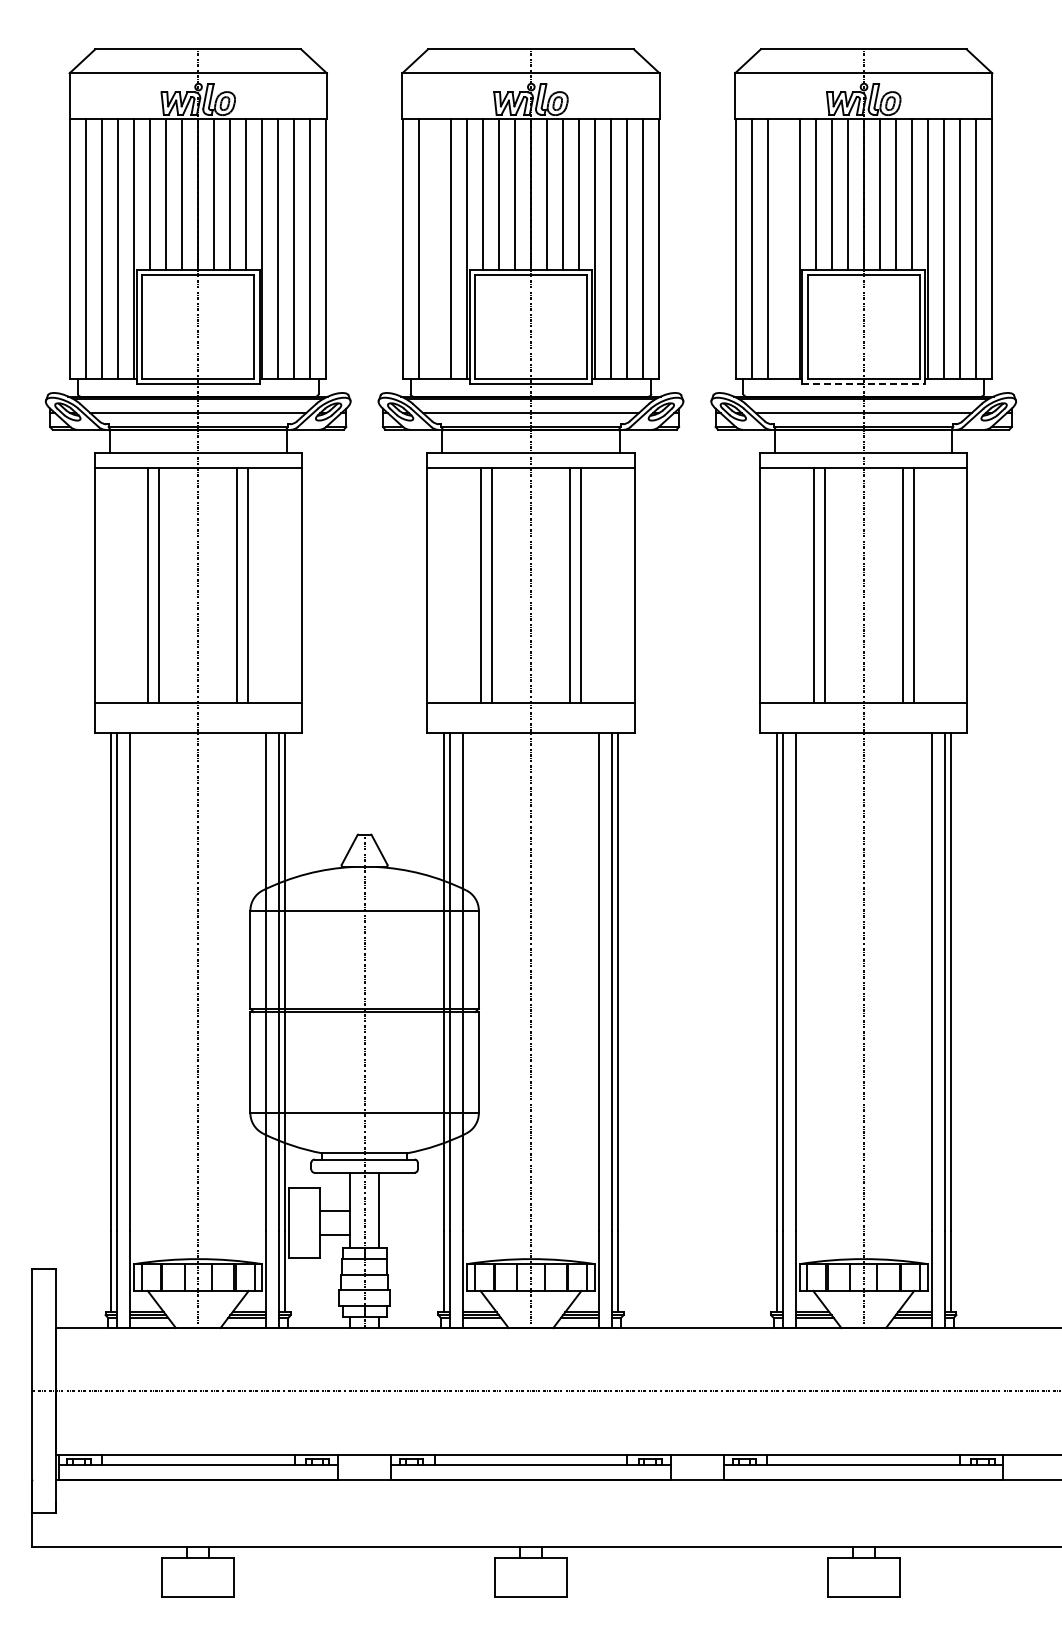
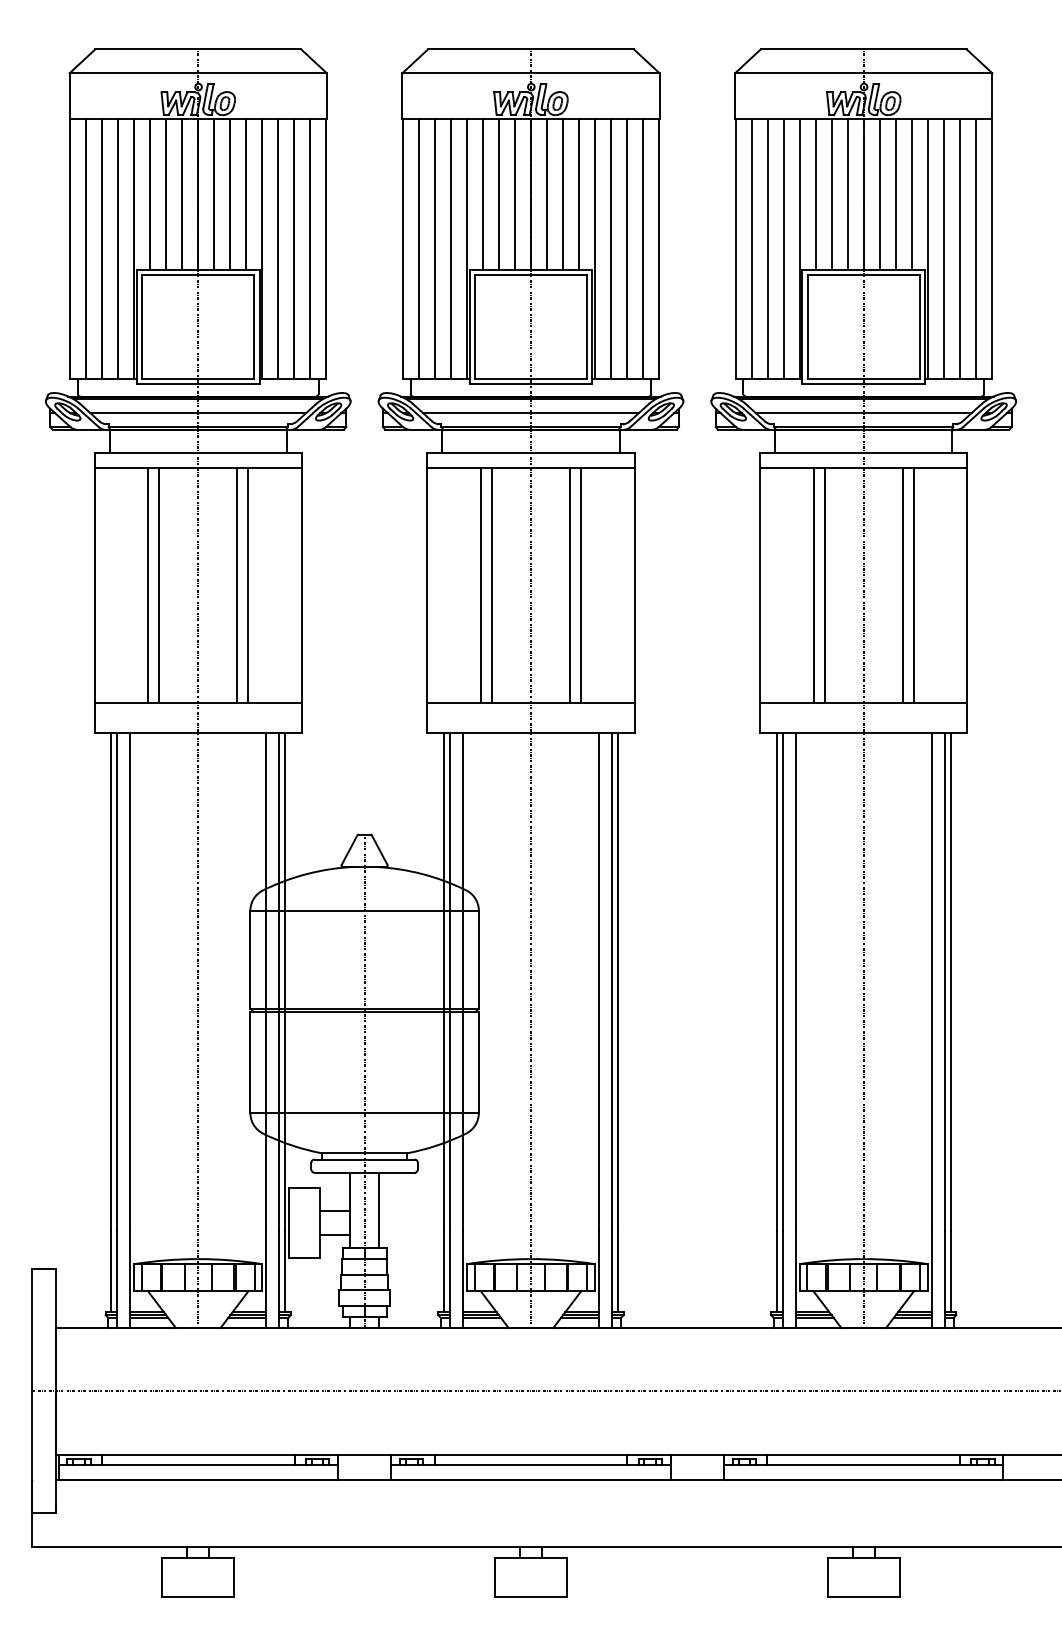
line: none -> present (434, 248)
line: none -> present (783, 248)
line: dashed -> solid (864, 384)
